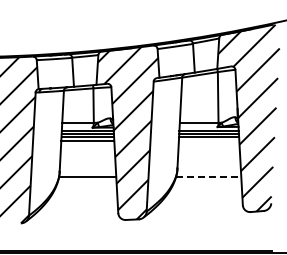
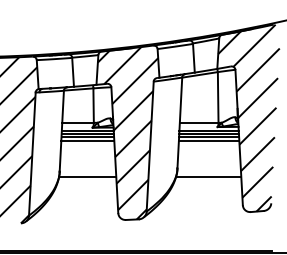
line: none -> present (208, 141)
line: dashed -> solid (208, 176)
